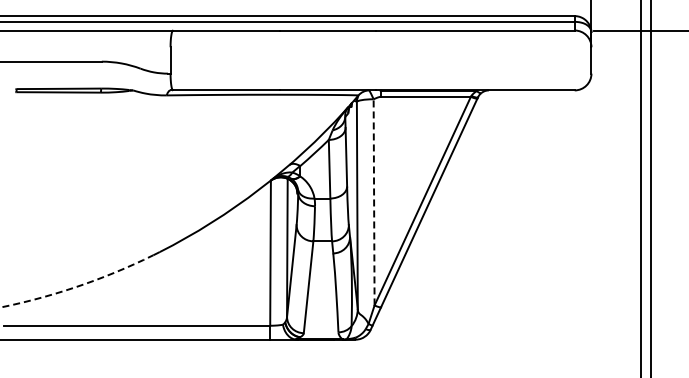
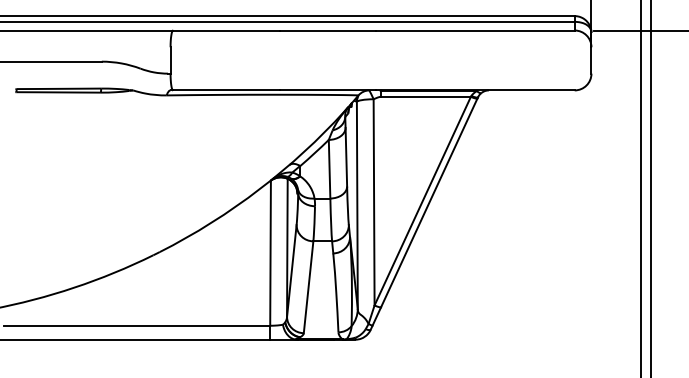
line: dashed -> solid (374, 201)
arc: dashed -> solid (78, 286)
